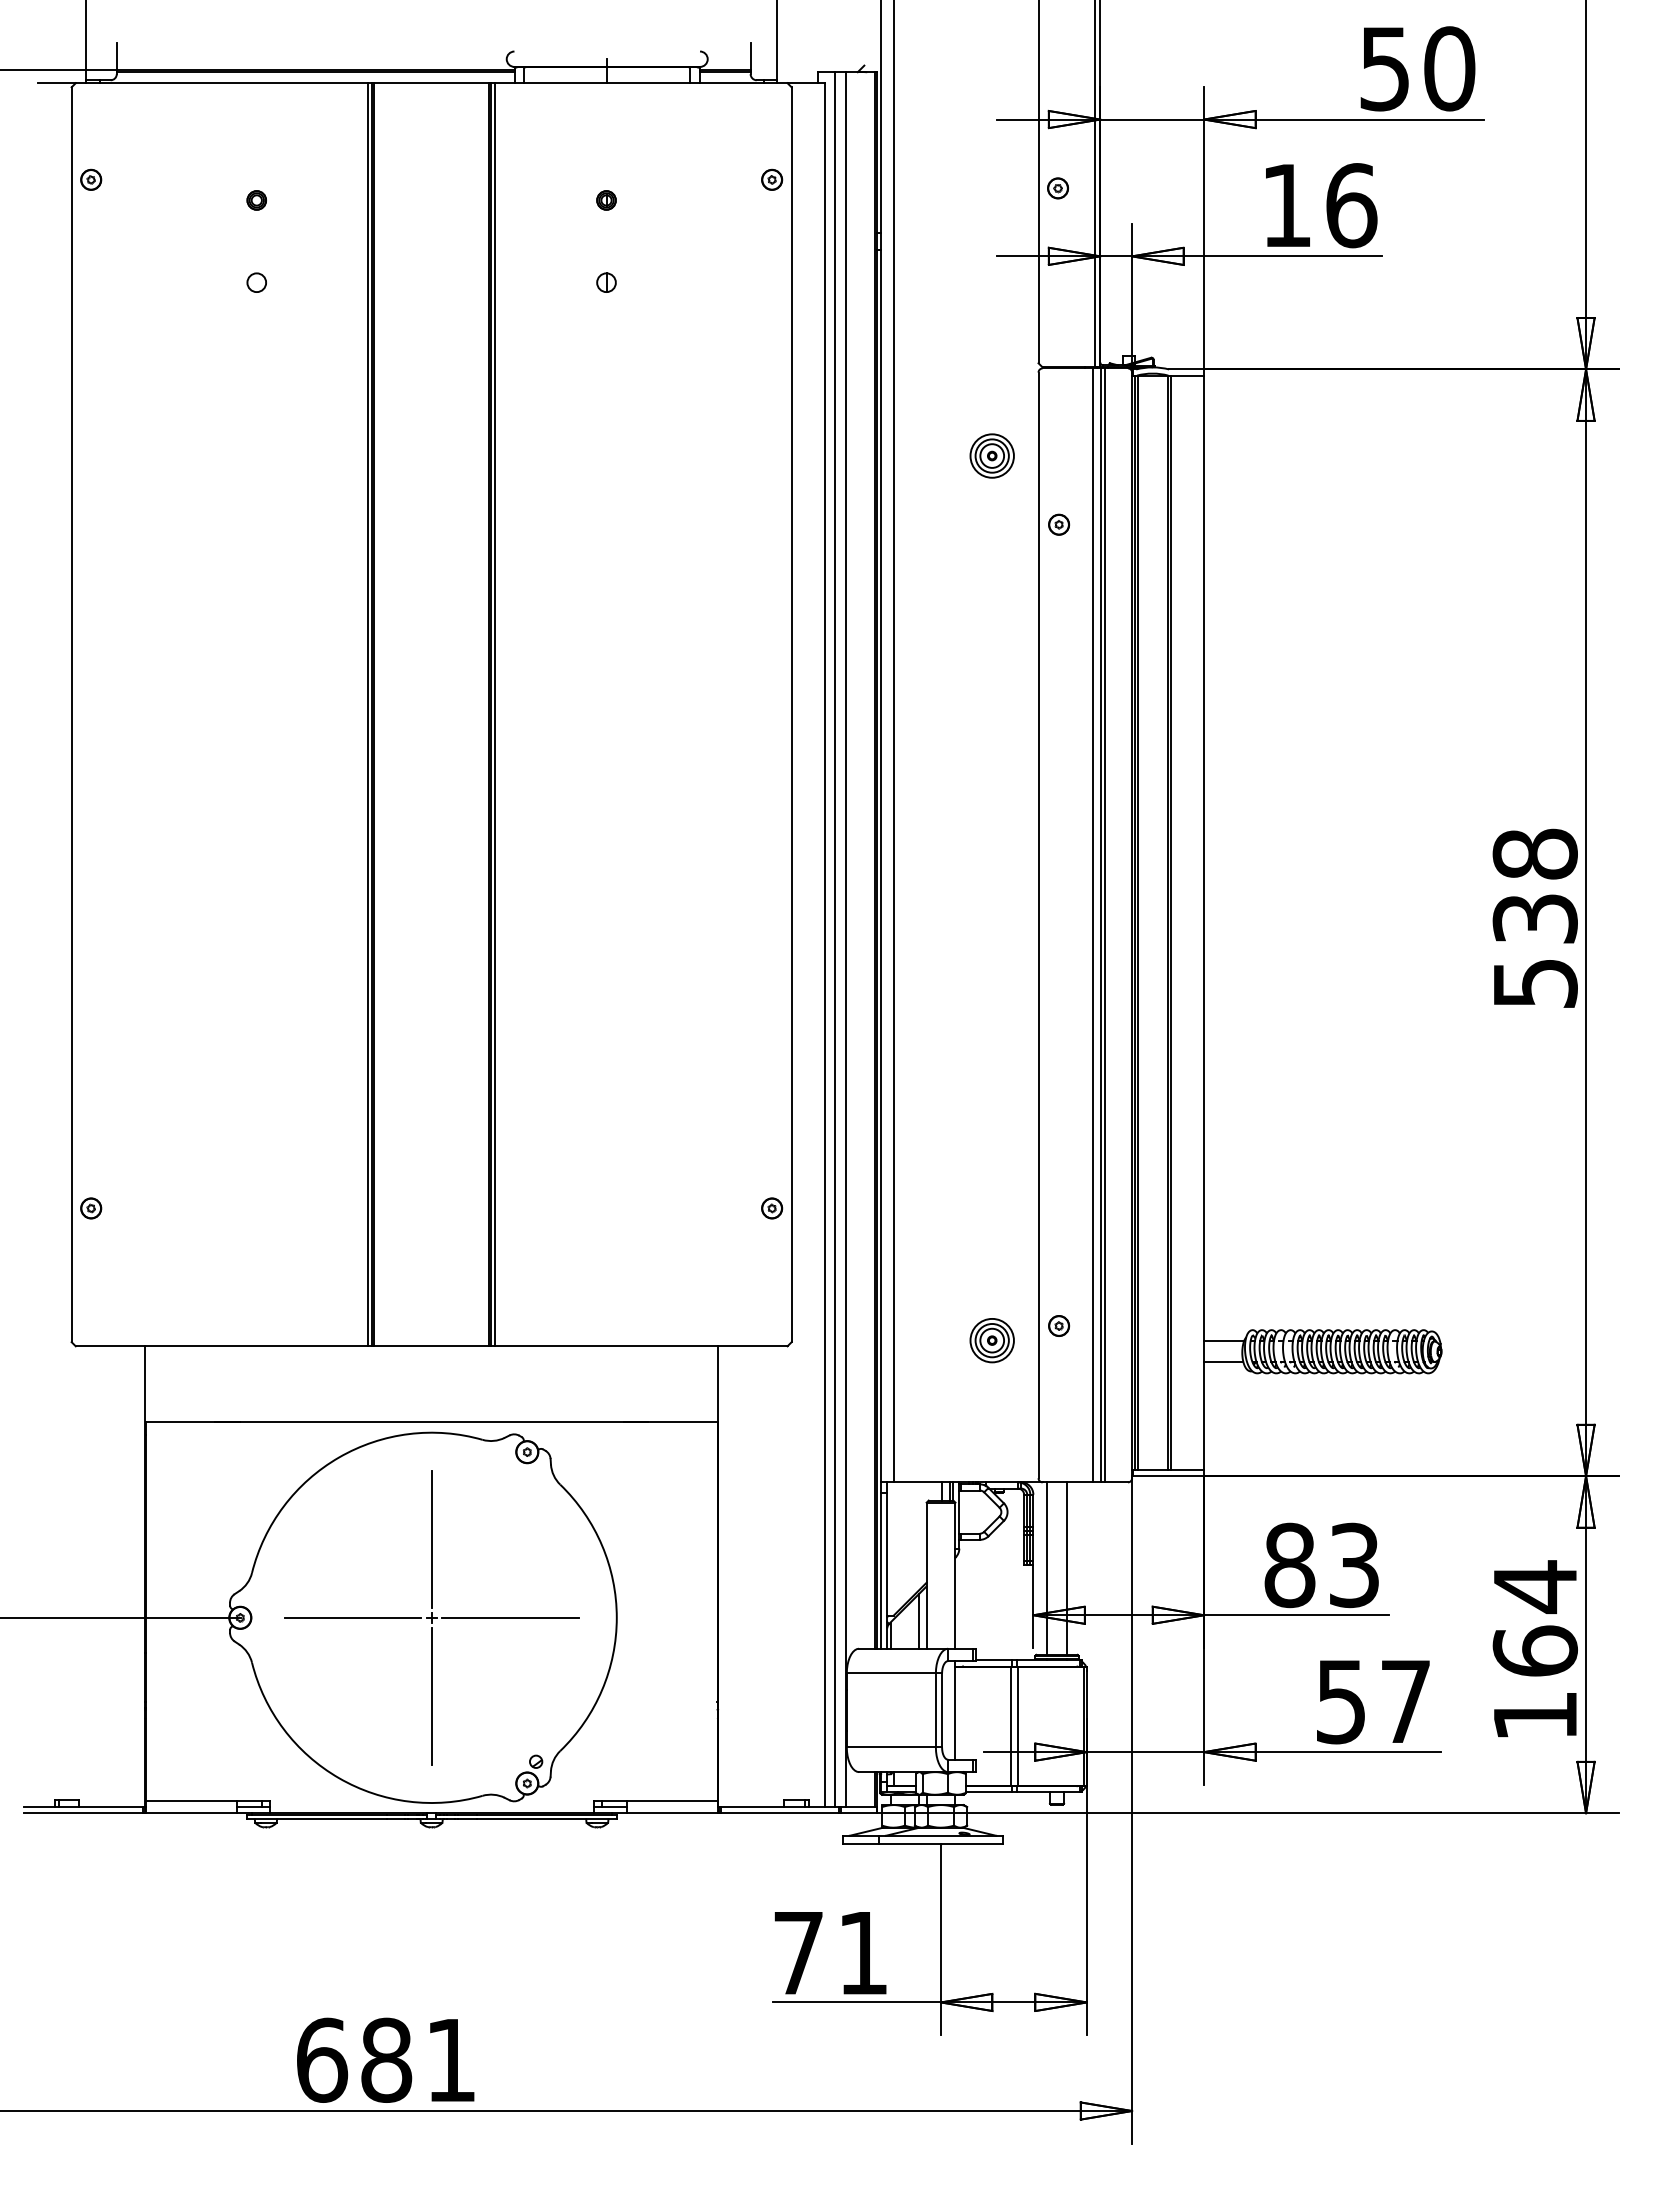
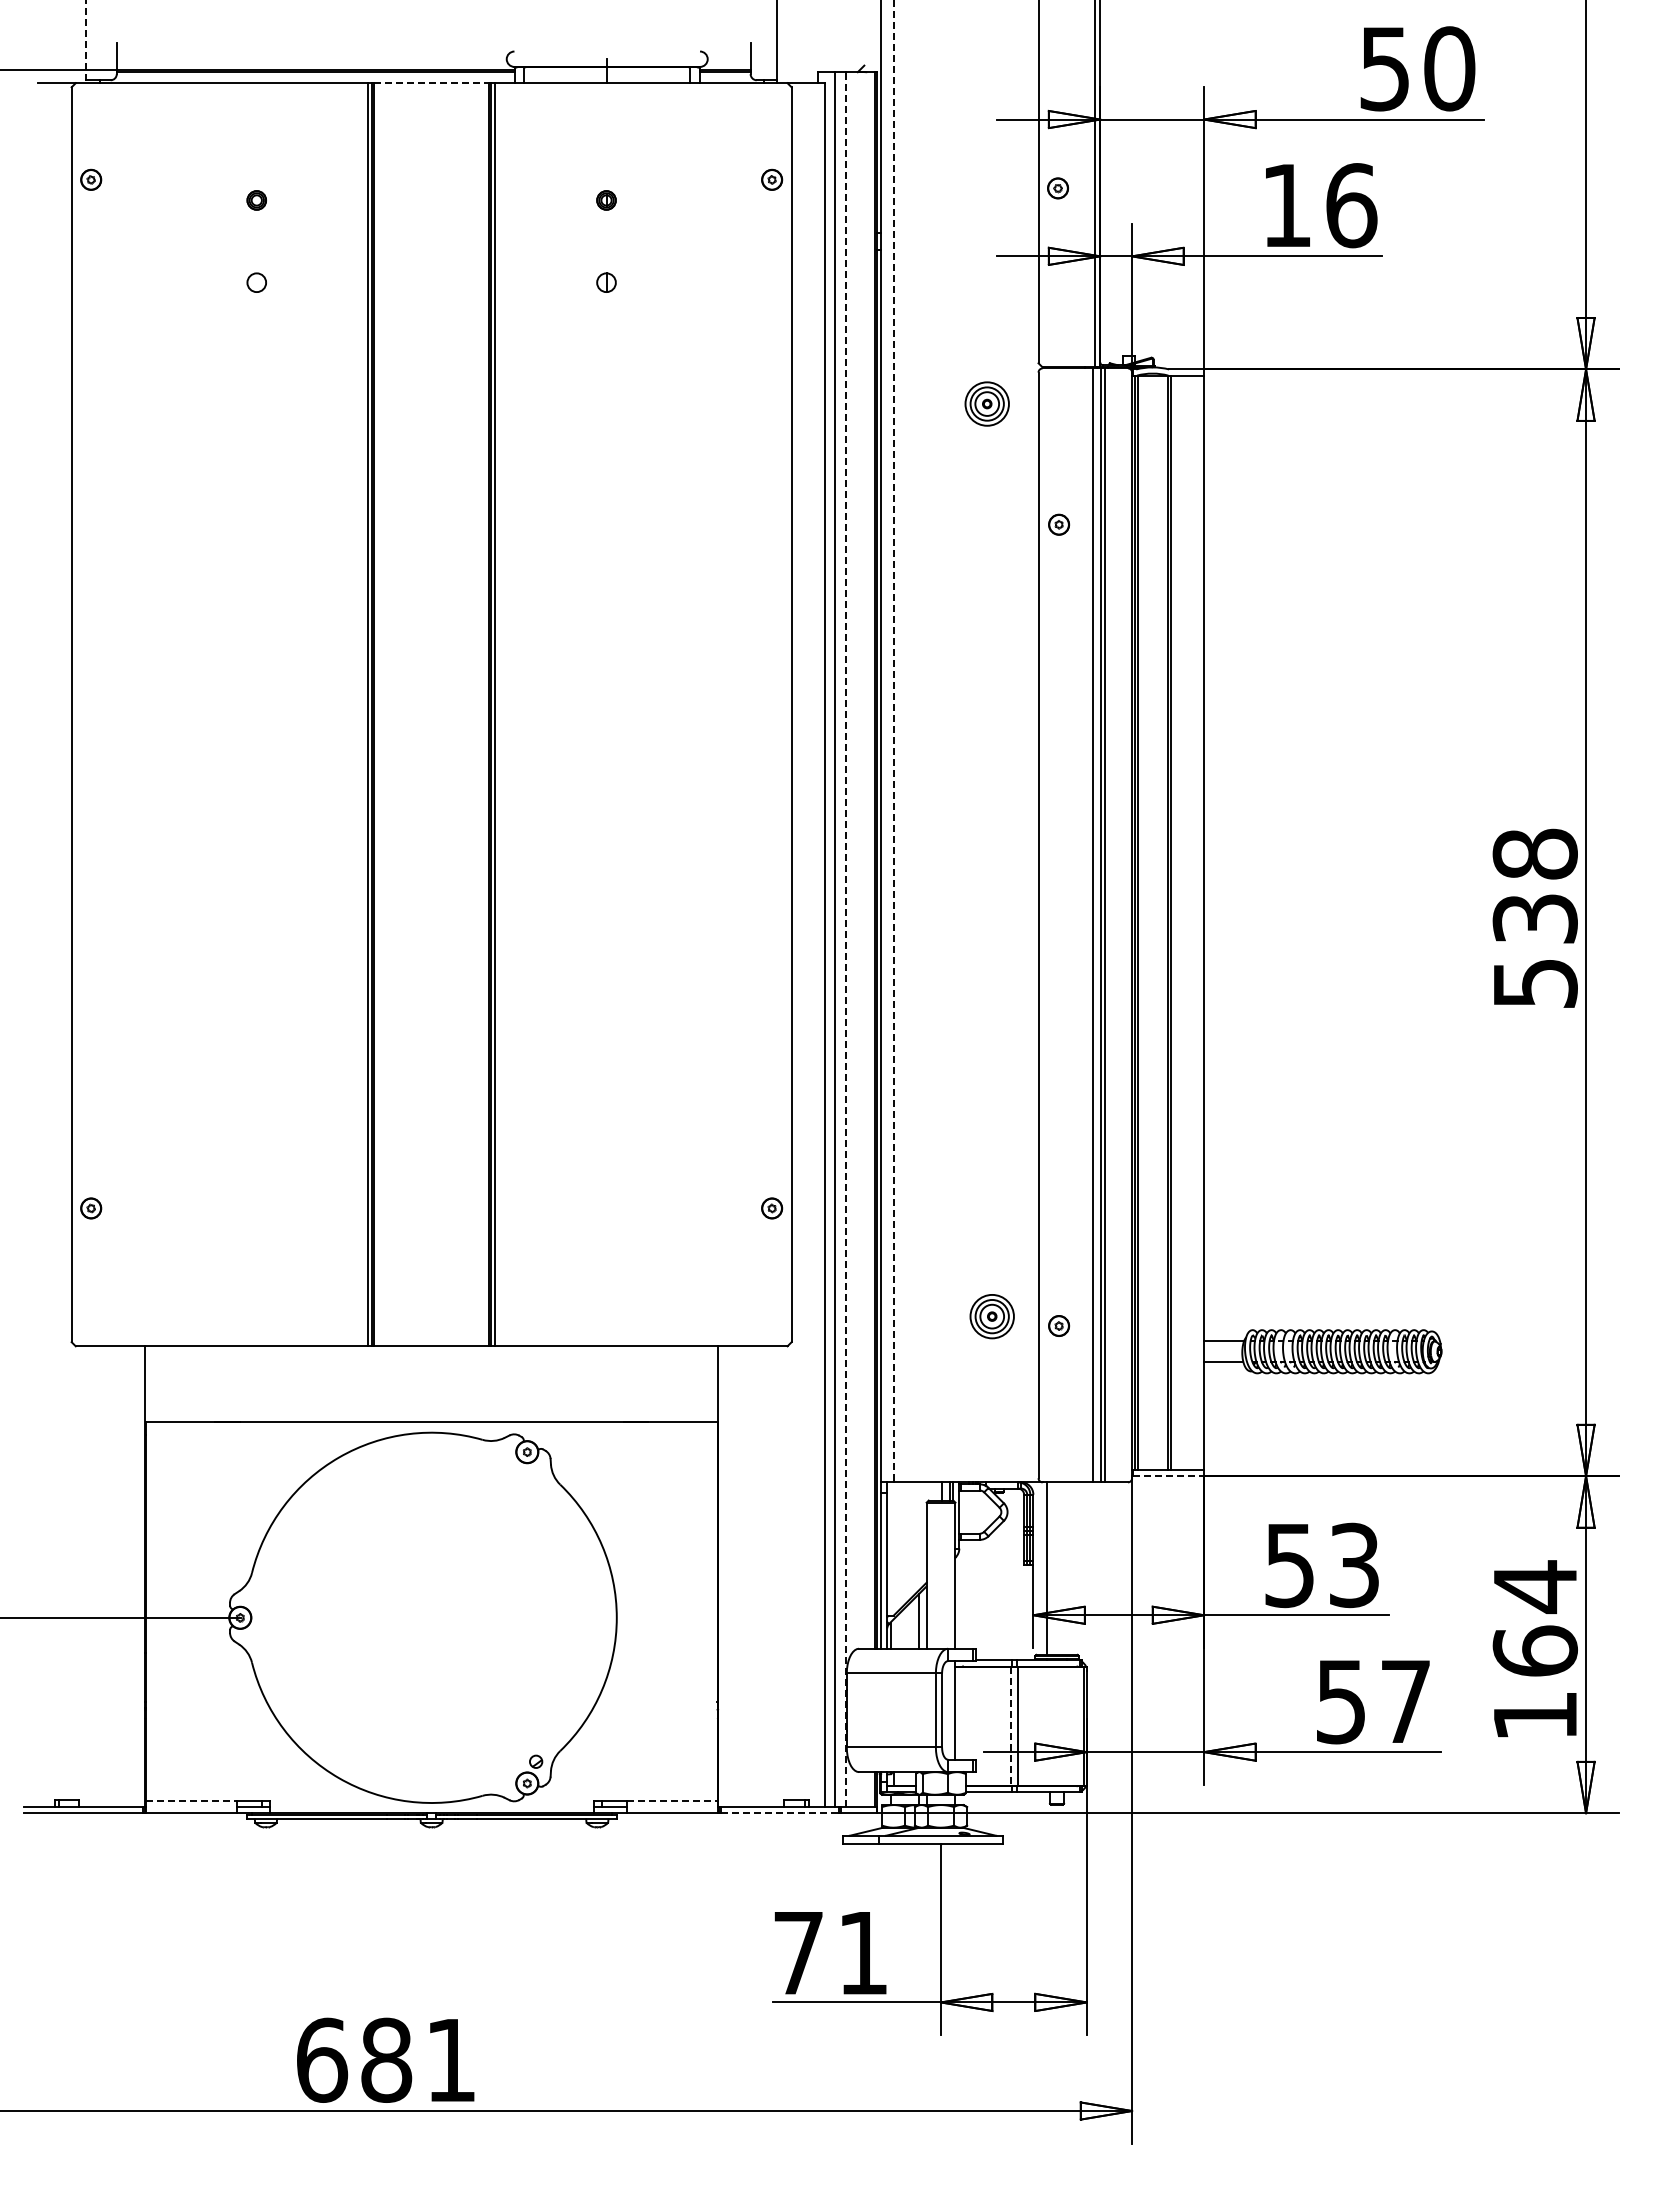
line: solid -> dashed (86, 42)
line: solid -> dashed (431, 83)
part position: (991, 455) -> (986, 403) (986, 403)
line: solid -> dashed (893, 741)
line: solid -> dashed (845, 939)
part position: (991, 1340) -> (991, 1316) (991, 1316)
line: solid -> dashed (1169, 1476)
text: 83 -> 53 (1289, 1565)
line: present -> none (1067, 1568)
part: present -> none (431, 1617)
line: solid -> dashed (1011, 1726)
line: solid -> dashed (191, 1800)
line: solid -> dashed (672, 1800)
line: solid -> dashed (780, 1813)
